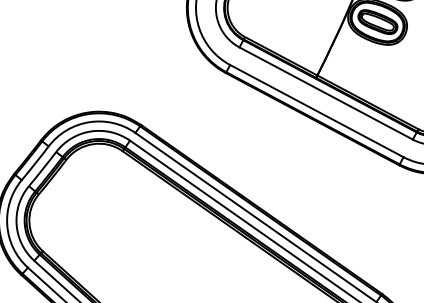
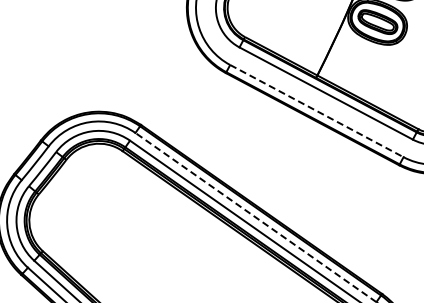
line: solid -> dashed (317, 111)
line: solid -> dashed (255, 217)
